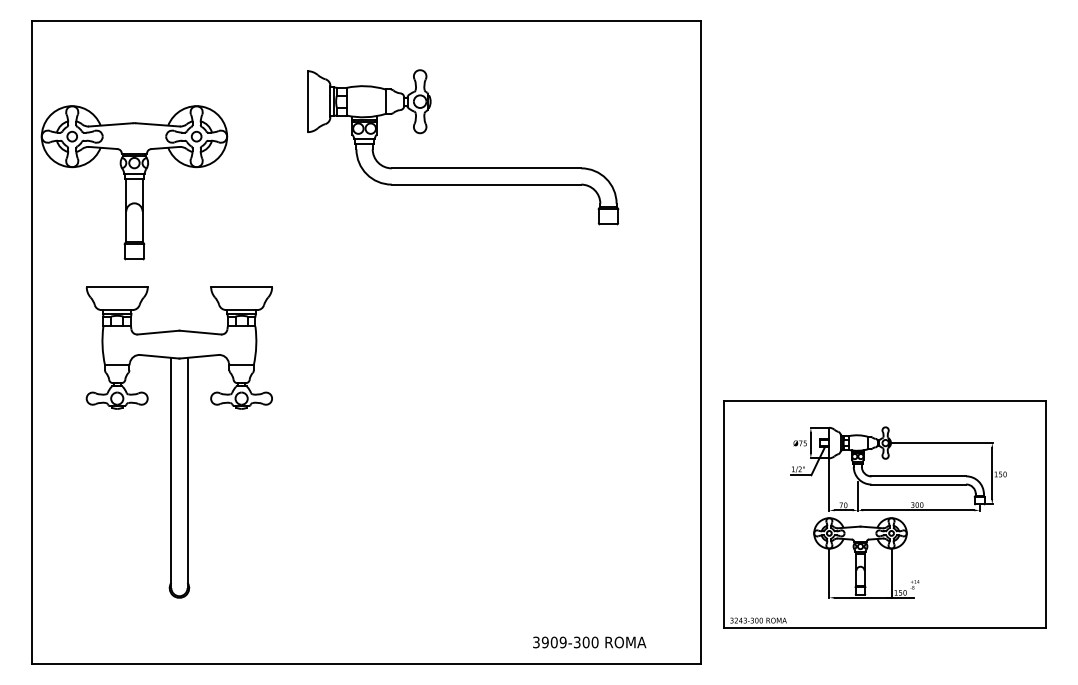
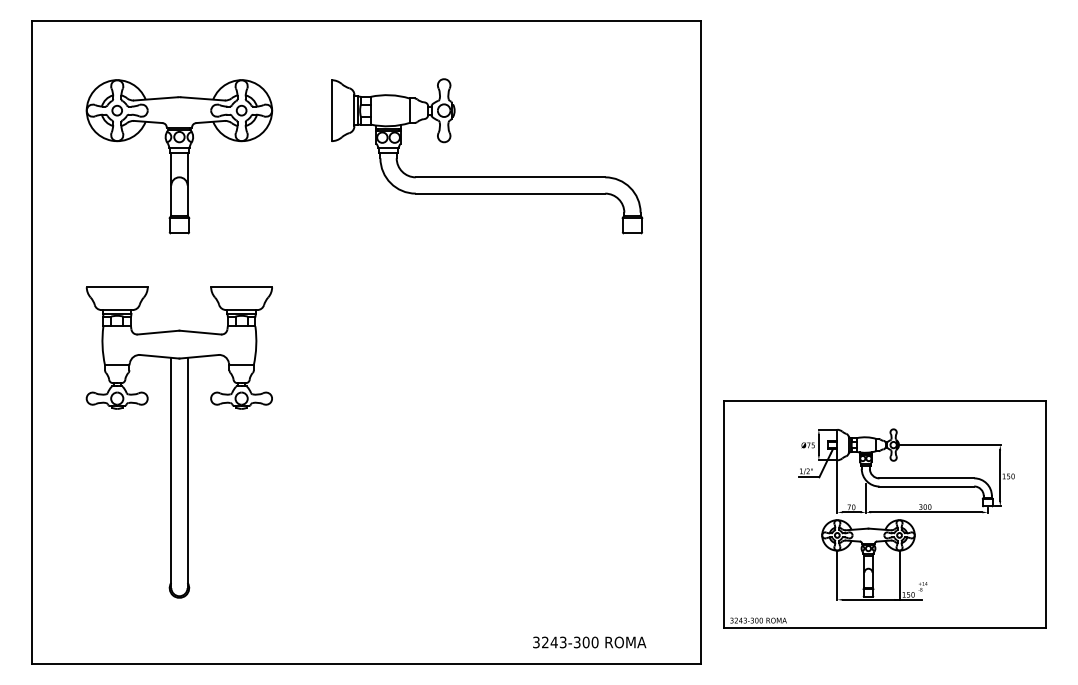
part position: (463, 167) -> (487, 176) (487, 176)
part position: (134, 182) -> (179, 156) (179, 156)
part position: (898, 512) -> (906, 514) (906, 514)
text: 3909-300 -> 3243-300 (553, 642)
